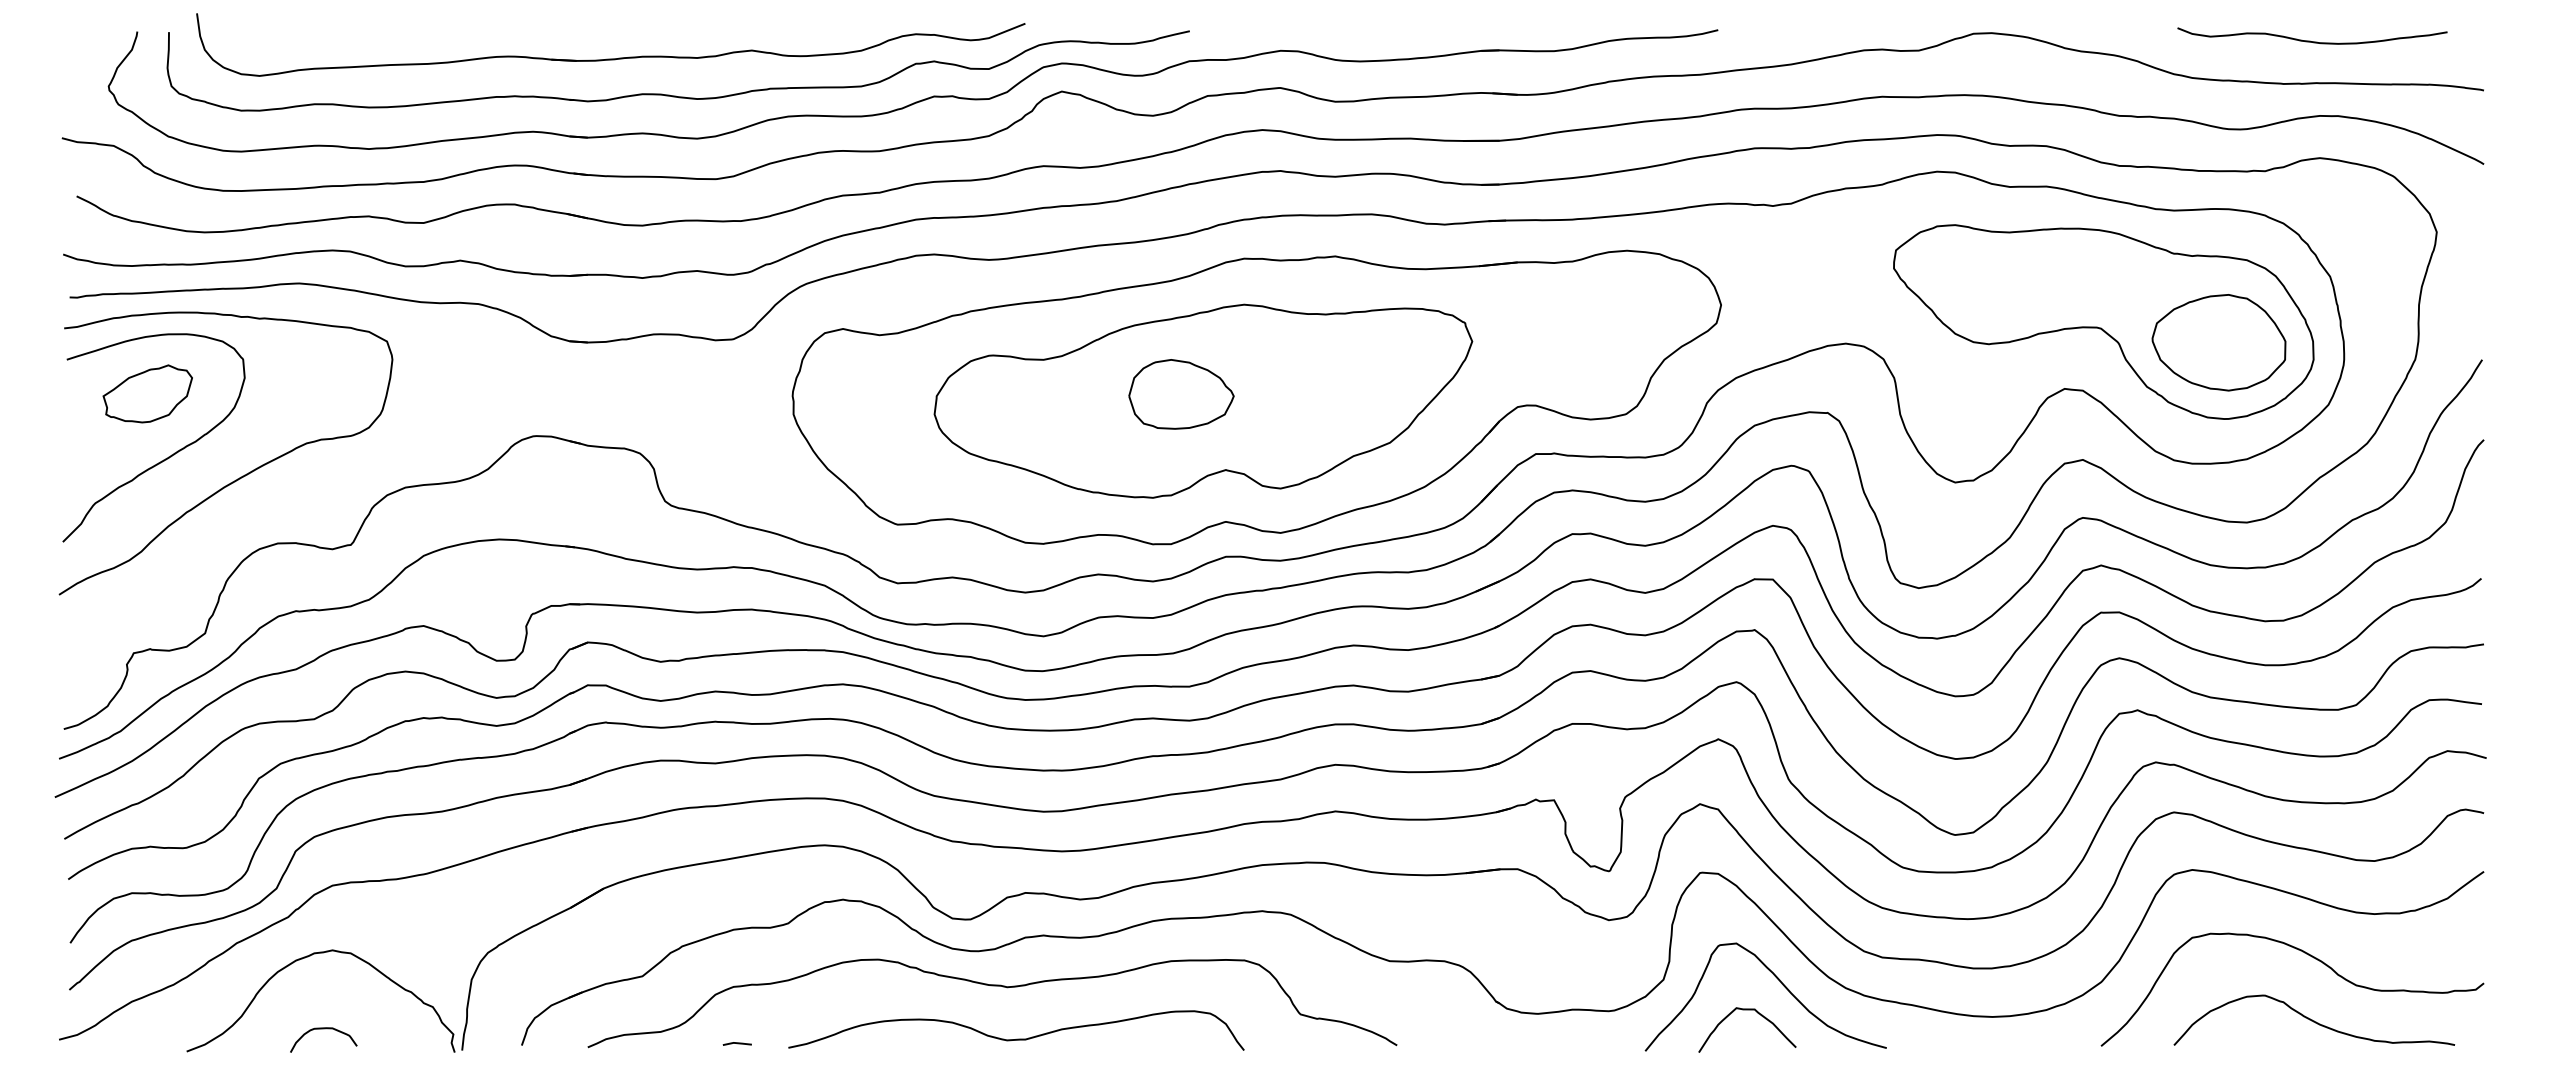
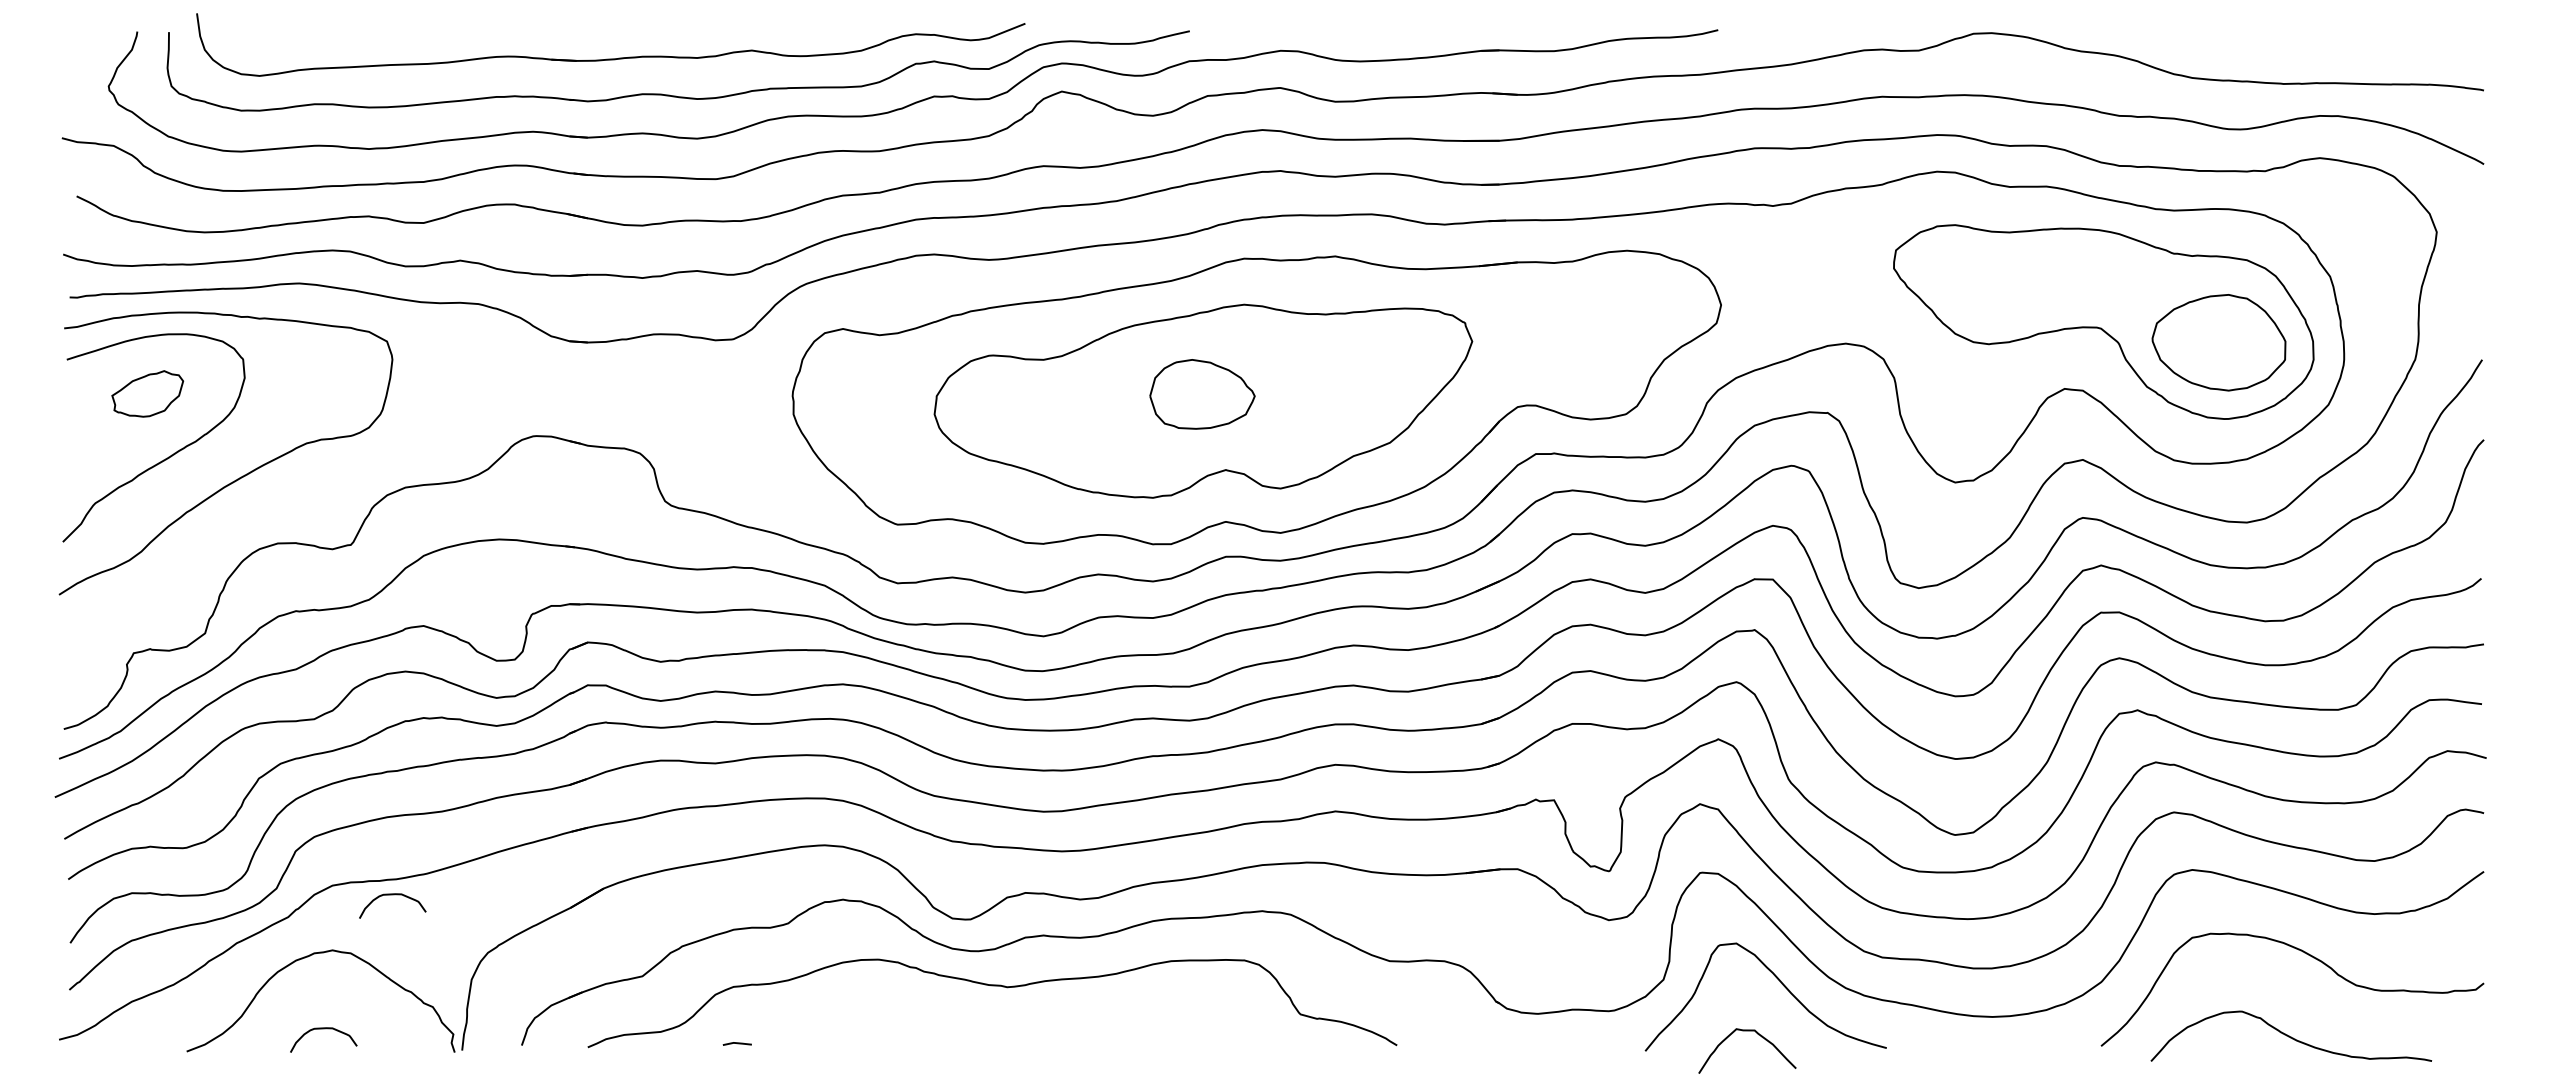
curve: present -> none (2310, 40)
part size: 91x60 px -> 74x48 px (147, 393)
part position: (1181, 394) -> (1202, 394) (1202, 394)
curve: none -> present (392, 895)
curve position: (1758, 1014) -> (1758, 1035) (1758, 1035)
curve position: (2314, 1020) -> (2291, 1036) (2291, 1036)
curve: present -> none (1016, 1038)
